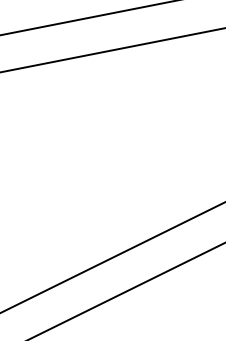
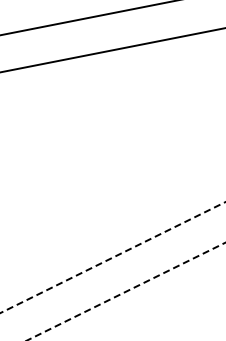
line: solid -> dashed (113, 257)
line: solid -> dashed (126, 291)
